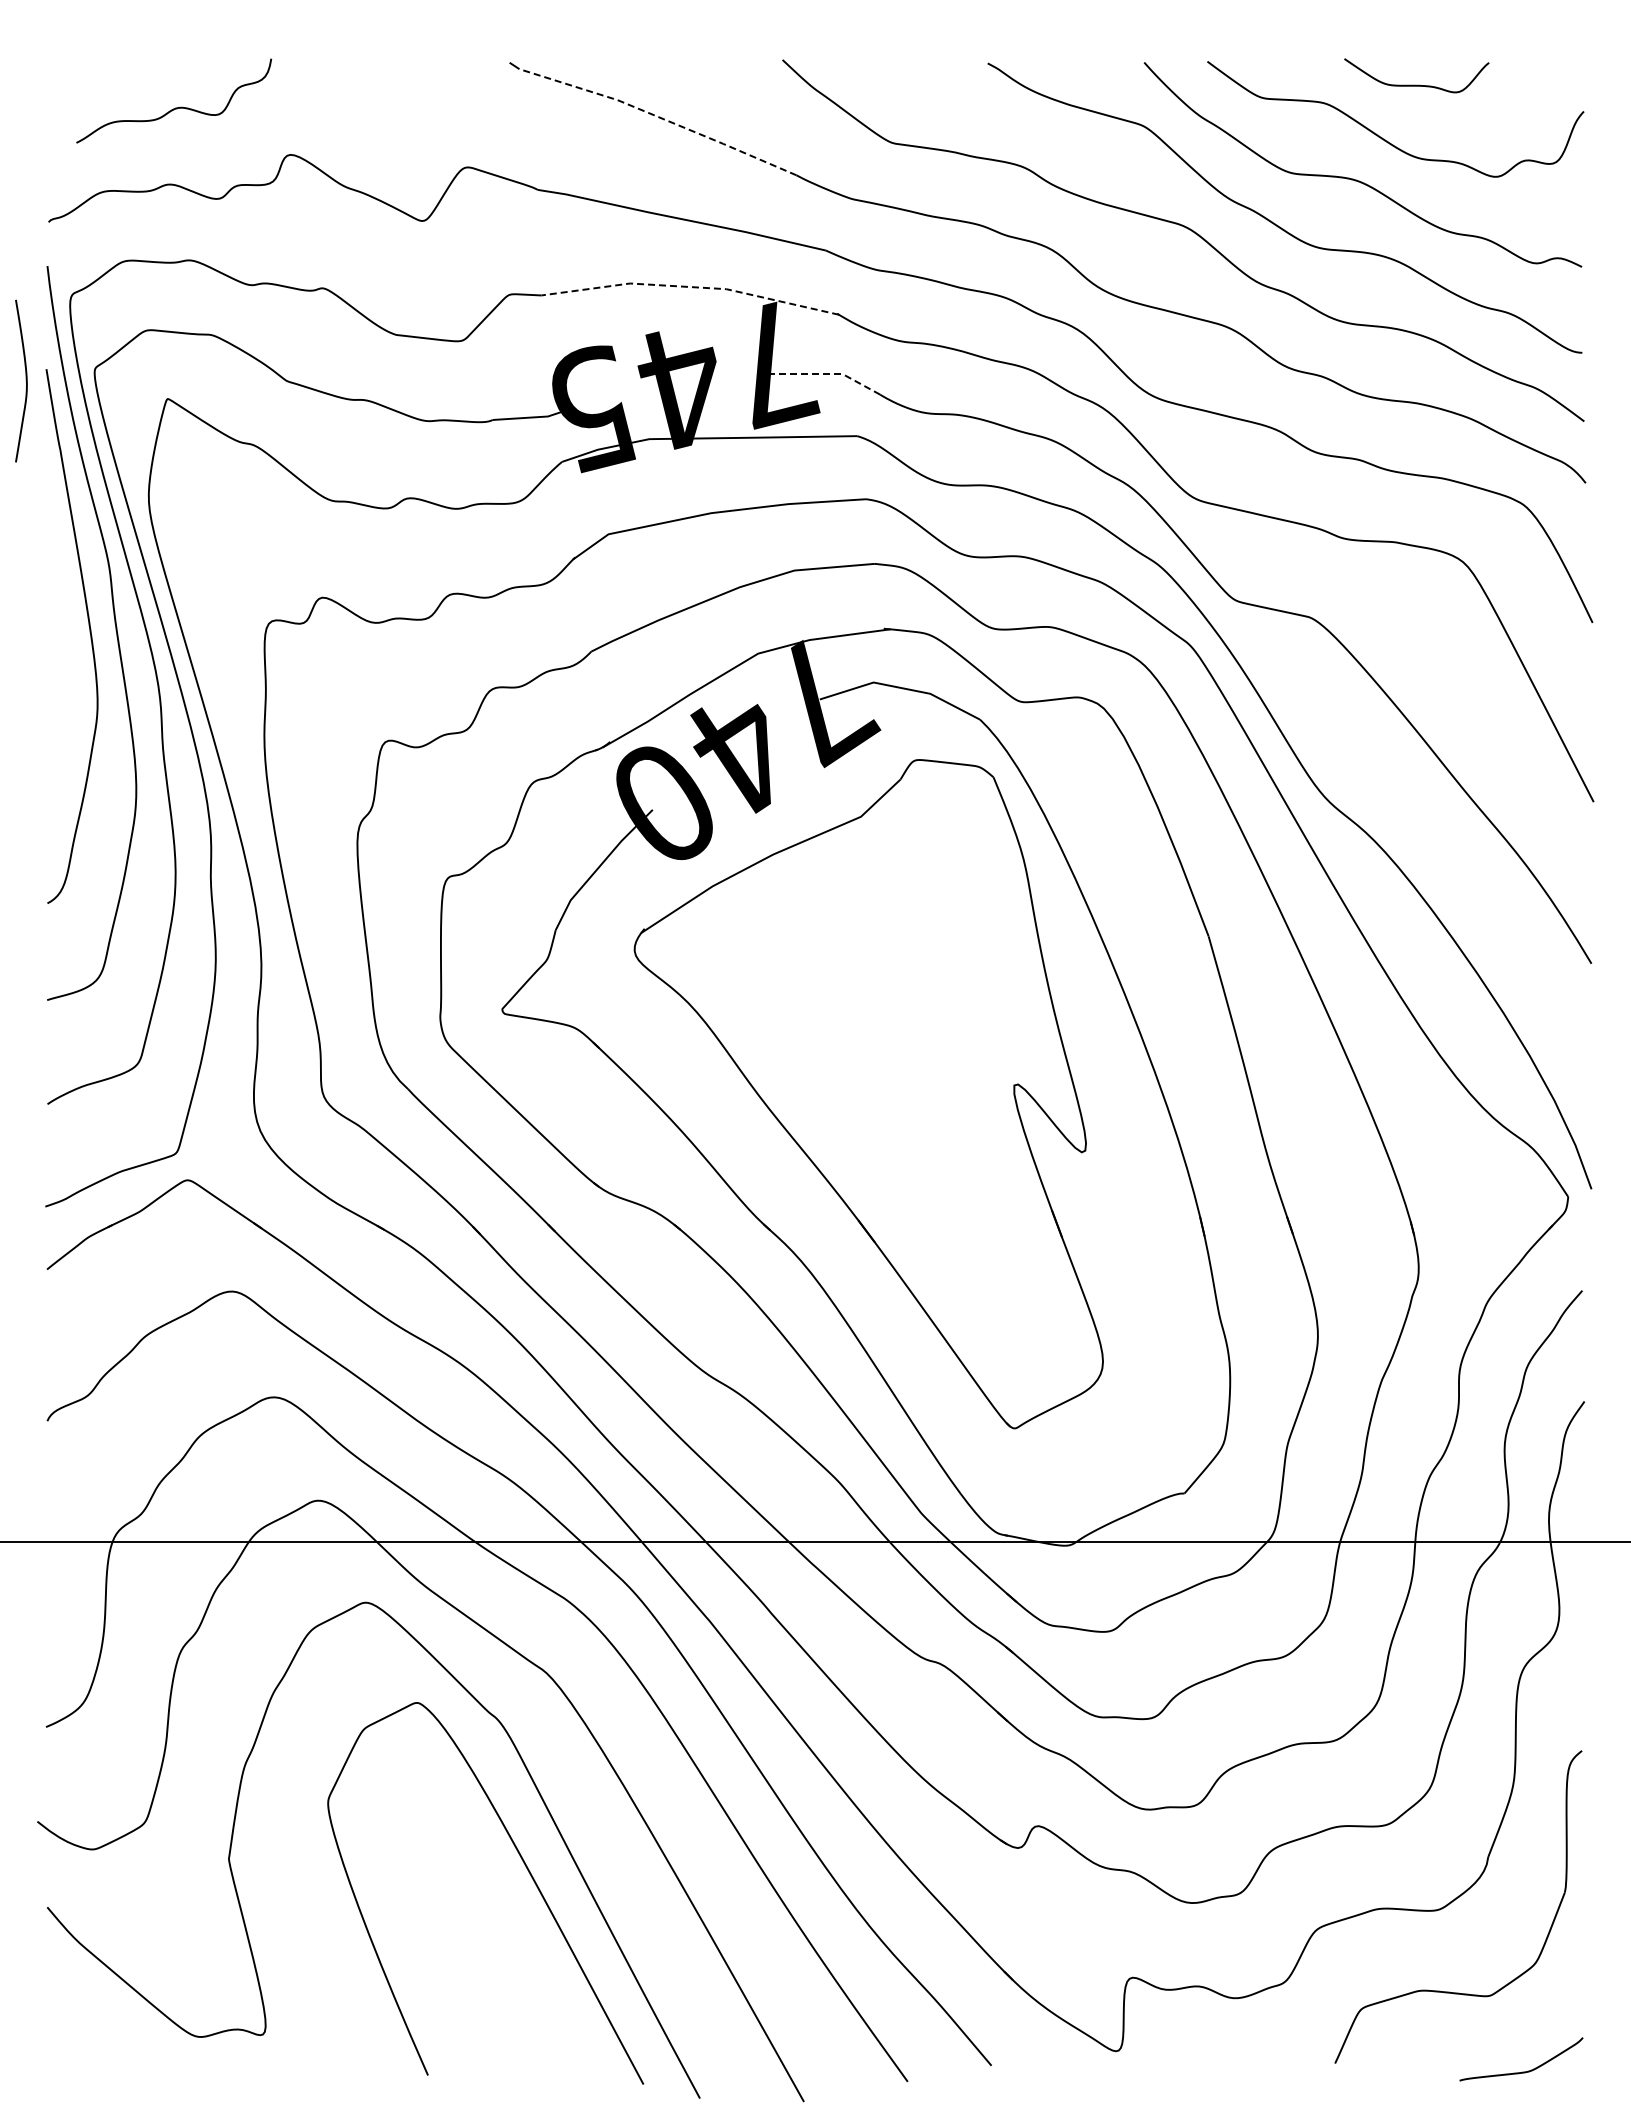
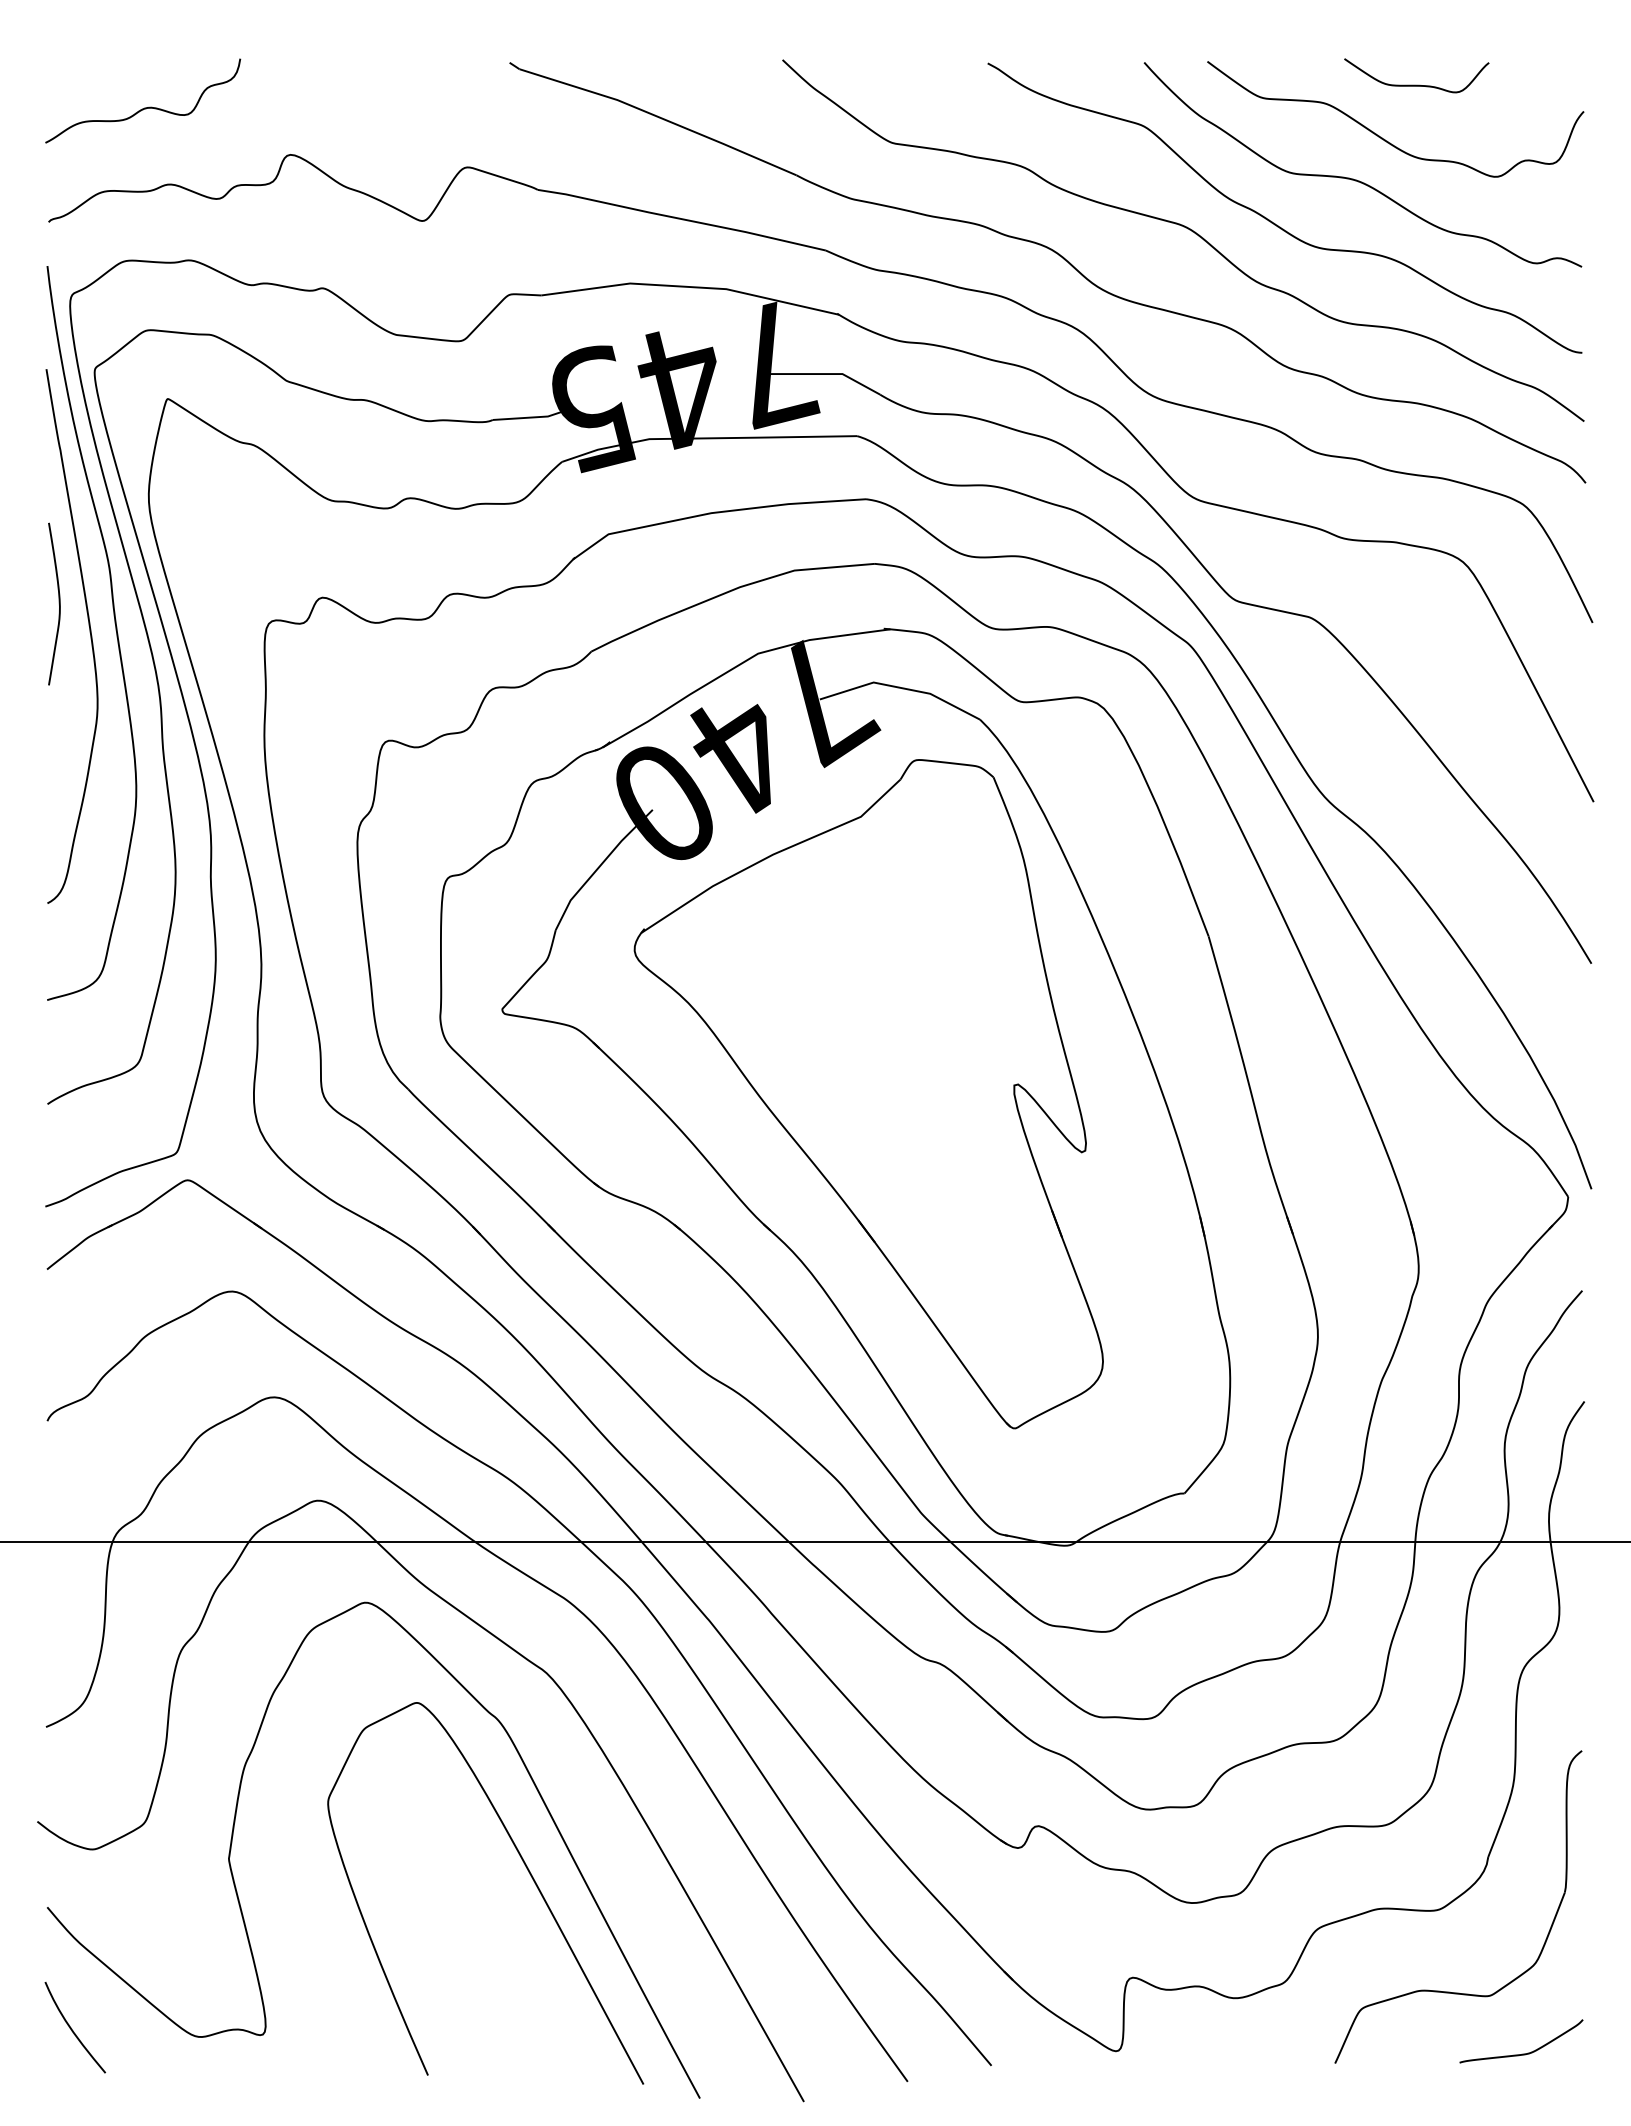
curve position: (175, 107) -> (144, 107) (144, 107)
line: dashed -> solid (659, 117)
line: dashed -> solid (690, 287)
line: dashed -> solid (827, 374)
curve position: (25, 380) -> (58, 603) (58, 603)
curve: none -> present (72, 2029)
curve position: (1522, 2071) -> (1522, 2053) (1522, 2053)
